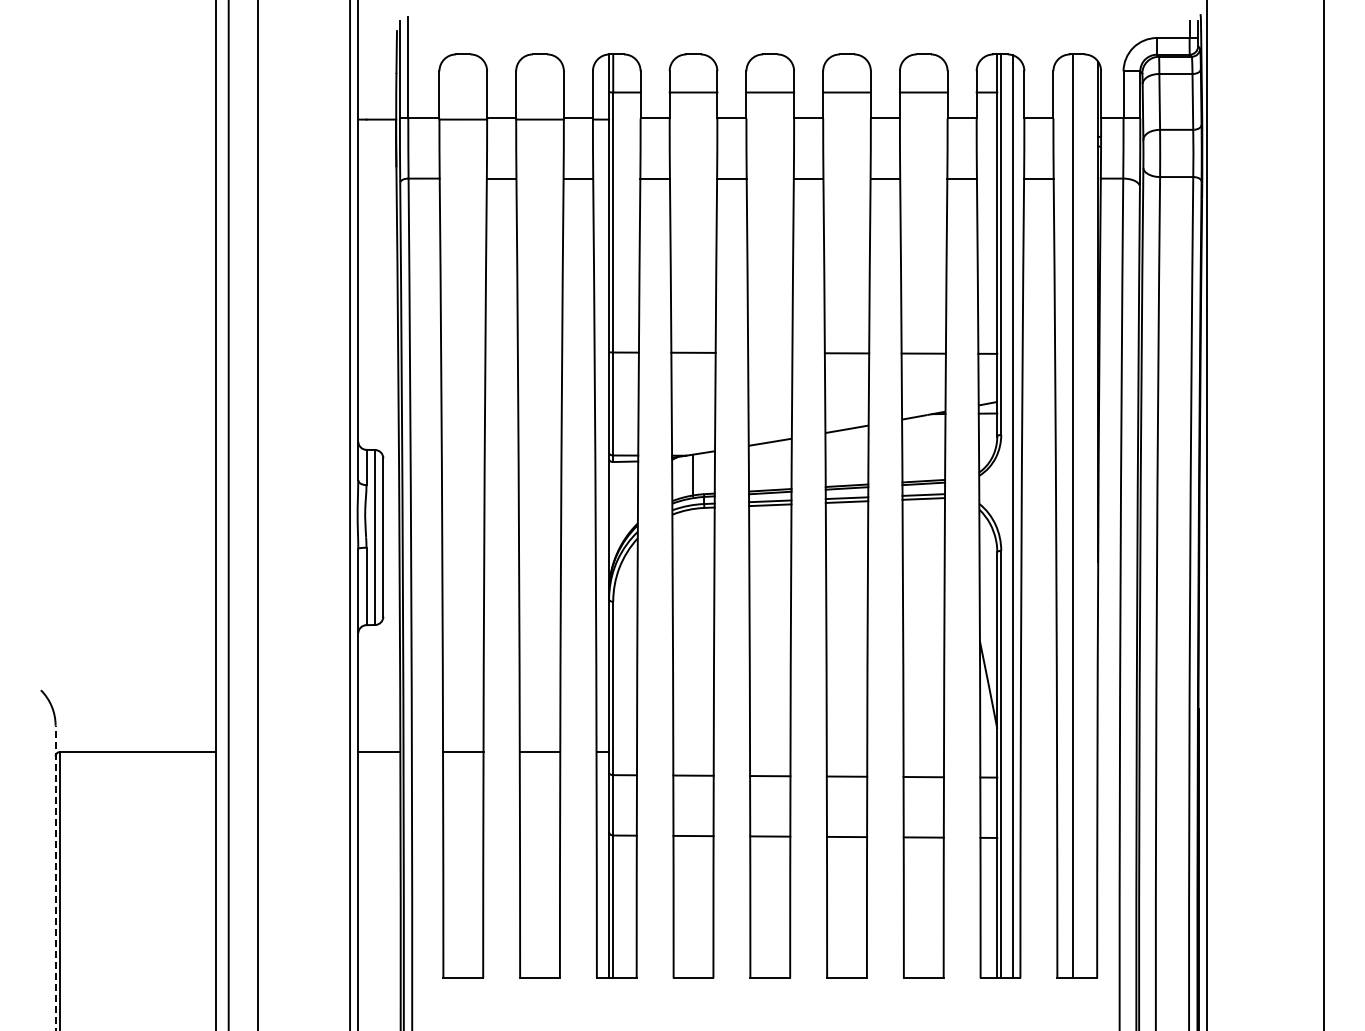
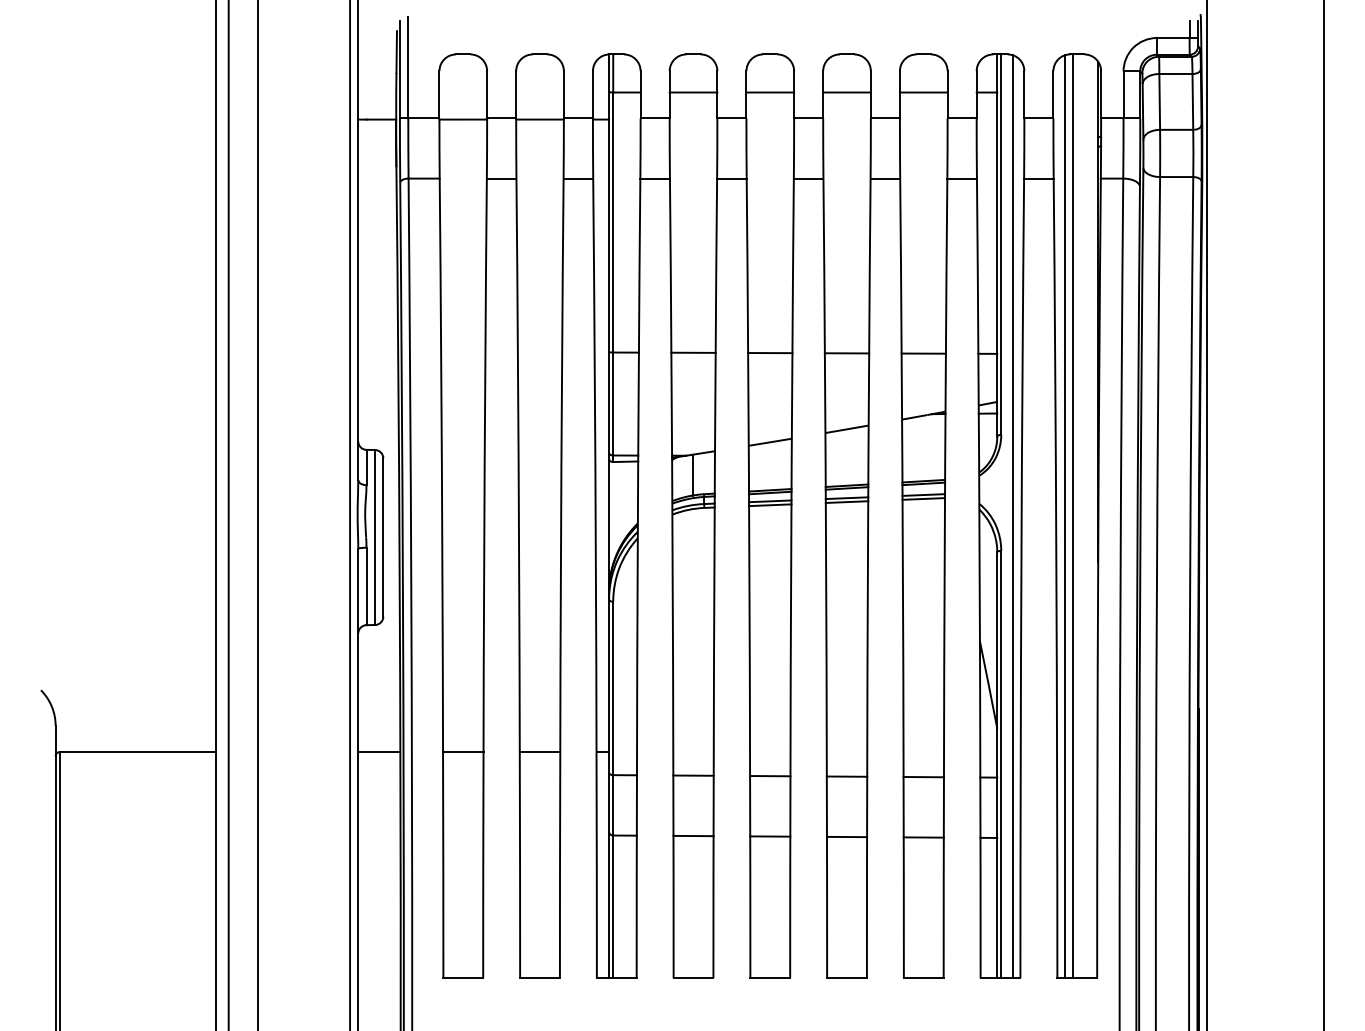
line: none -> present (770, 353)
line: none -> present (1065, 516)
line: dashed -> solid (55, 877)
